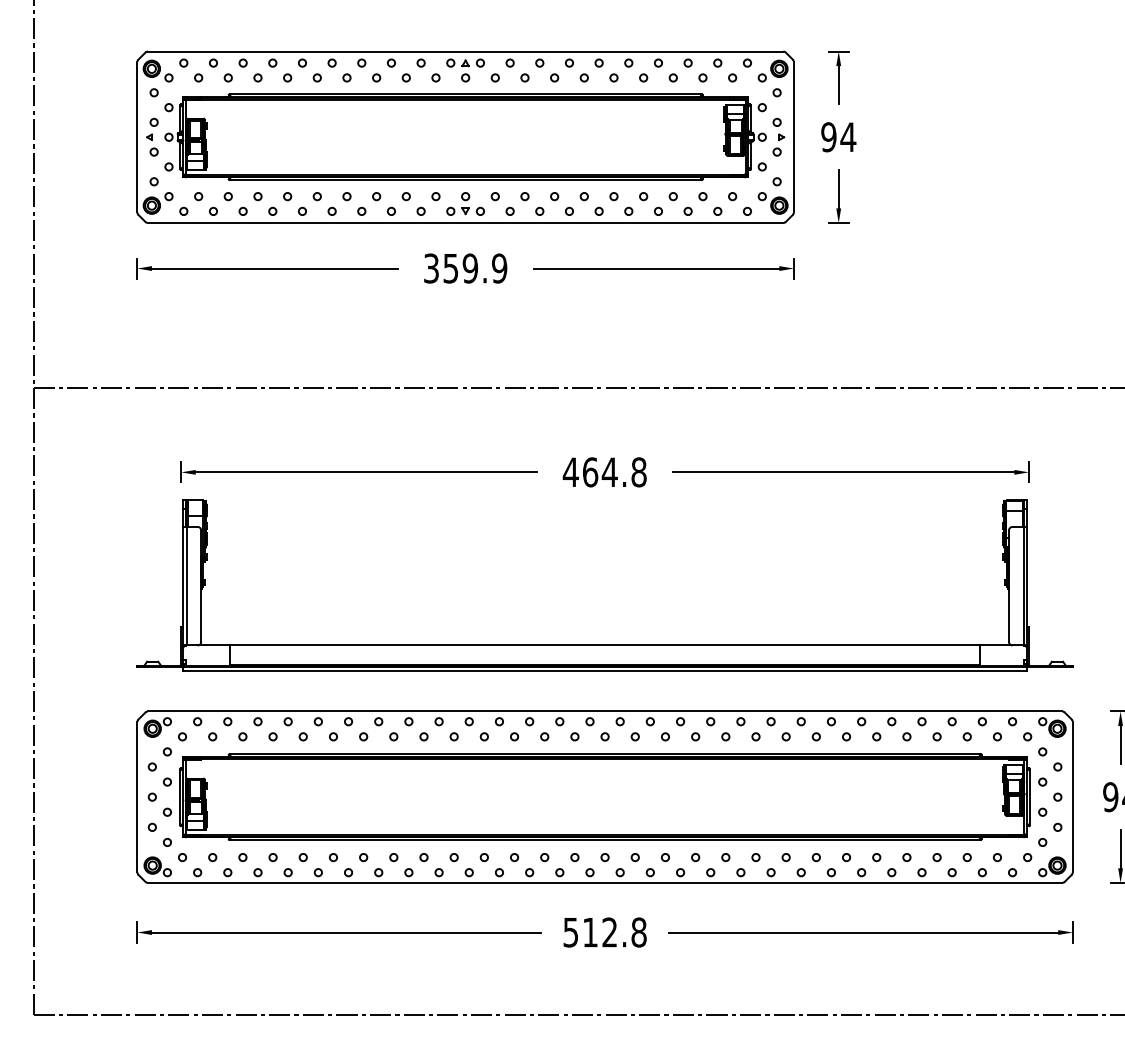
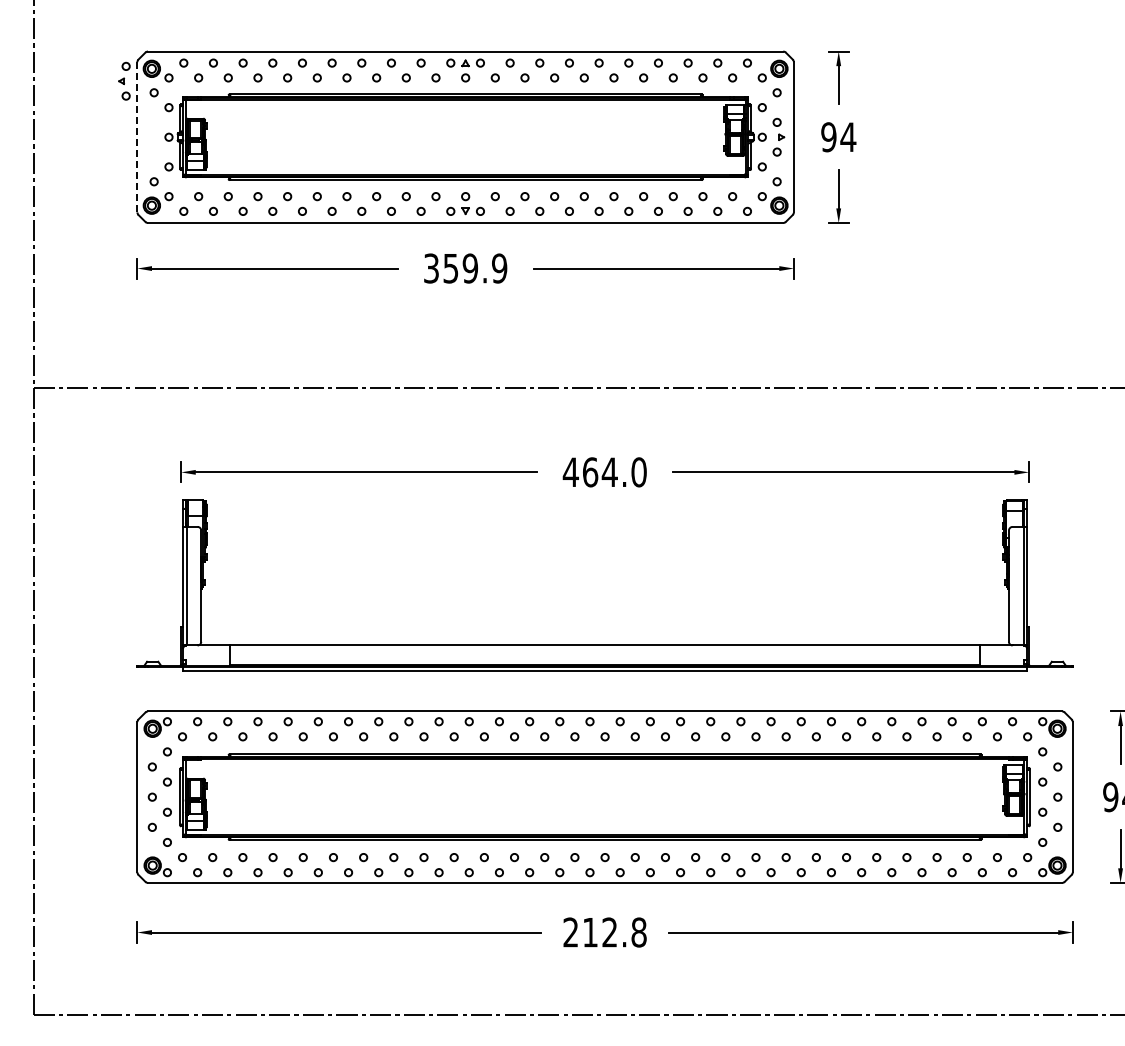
part position: (152, 136) -> (124, 80) (124, 80)
line: solid -> dashed (137, 137)
text: 464.8 -> 464.0 (638, 472)
text: 512.8 -> 212.8 (570, 932)
